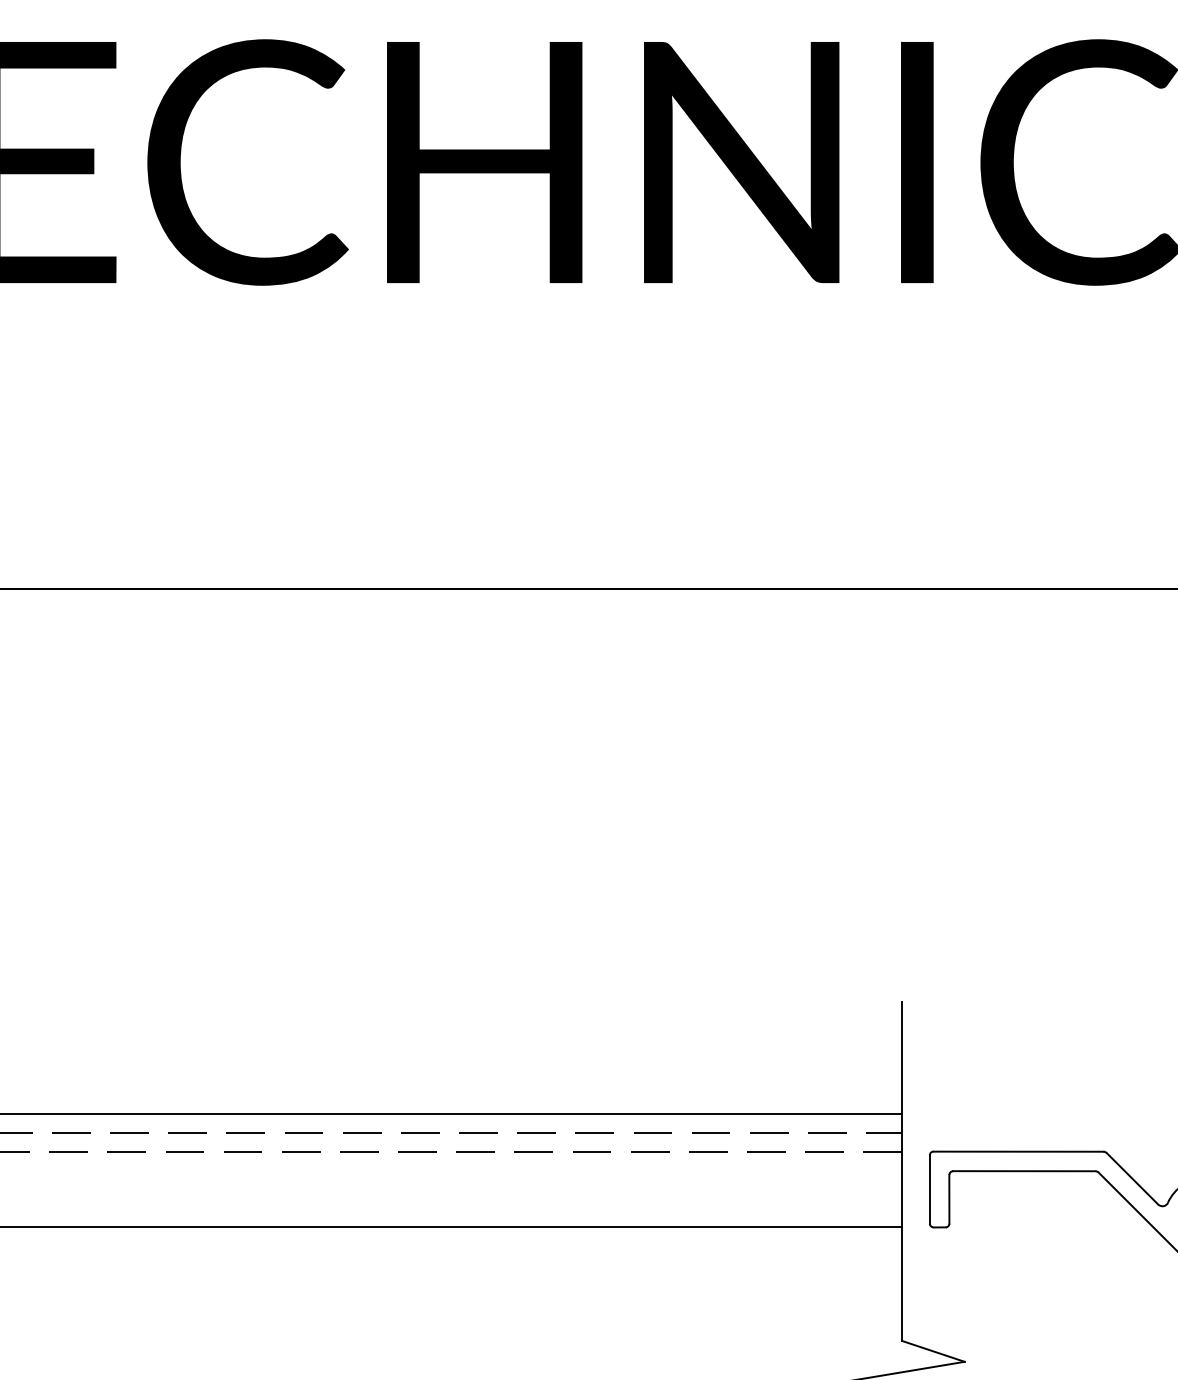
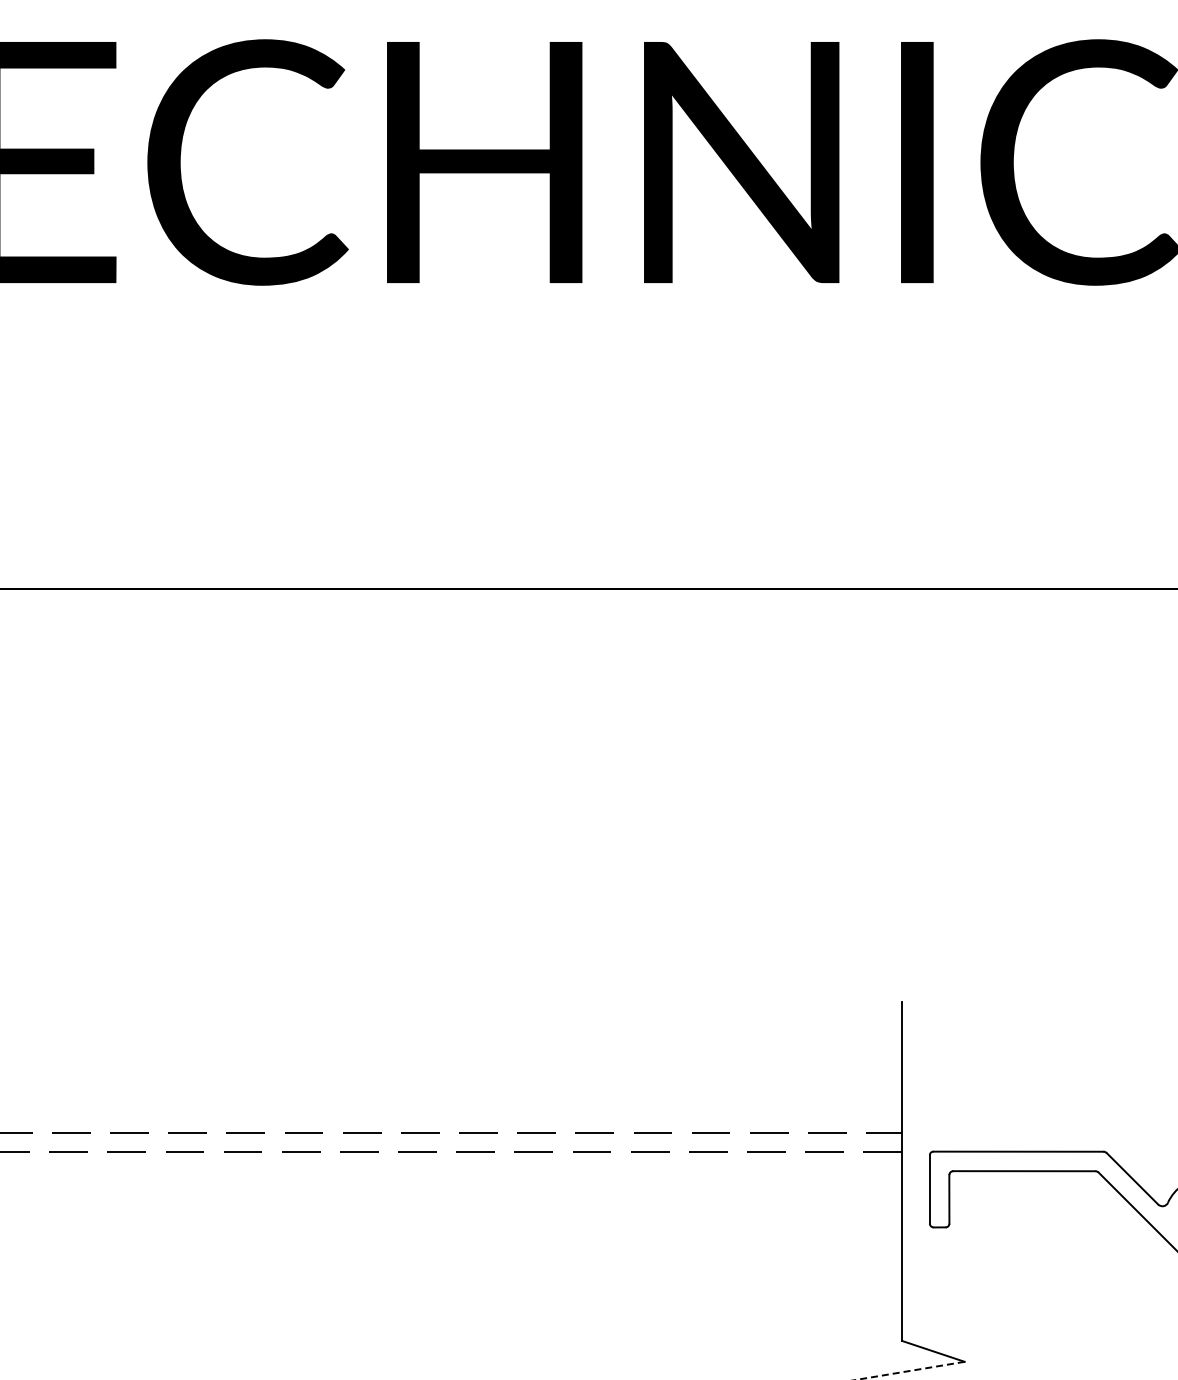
line: present -> none (452, 1113)
line: present -> none (452, 1227)
line: solid -> dashed (910, 1370)
